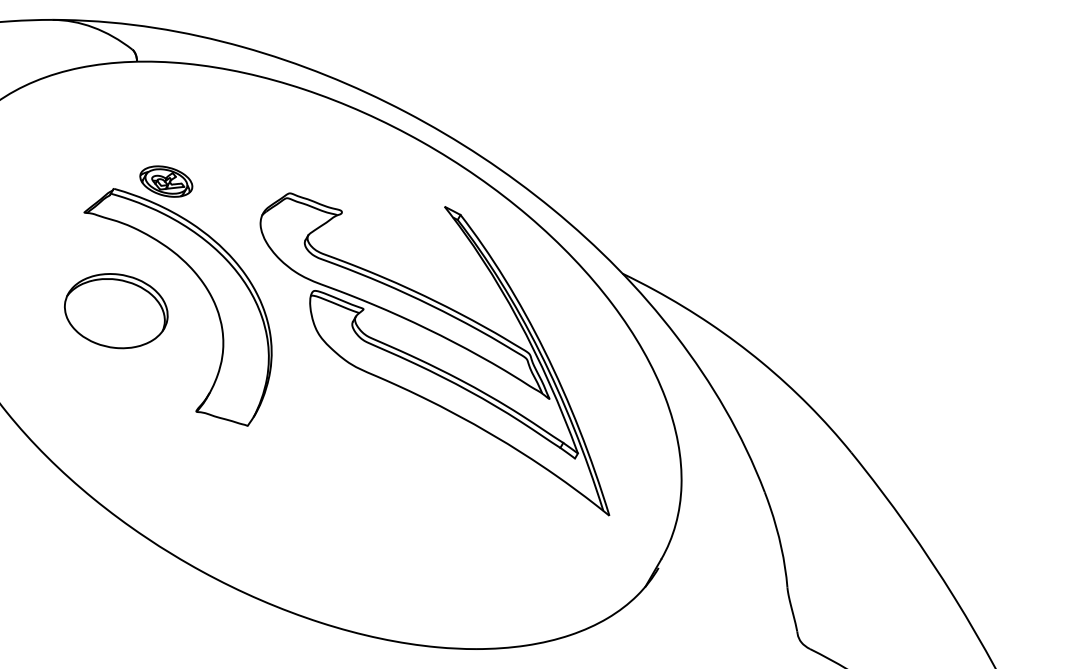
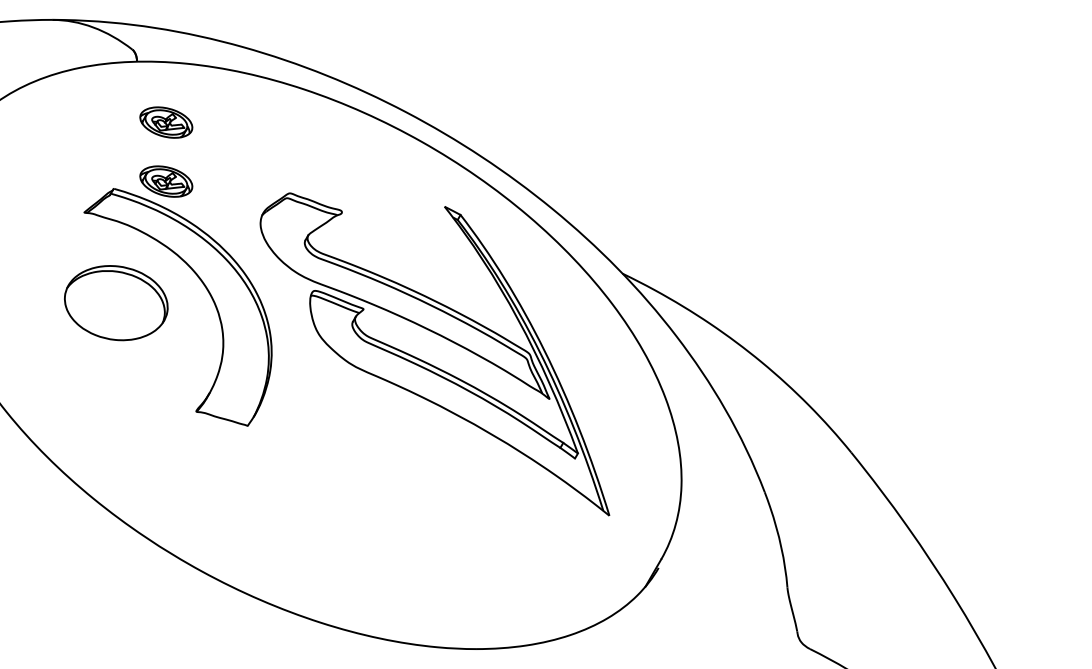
part: none -> present (166, 122)
part position: (116, 311) -> (116, 303) (116, 303)
